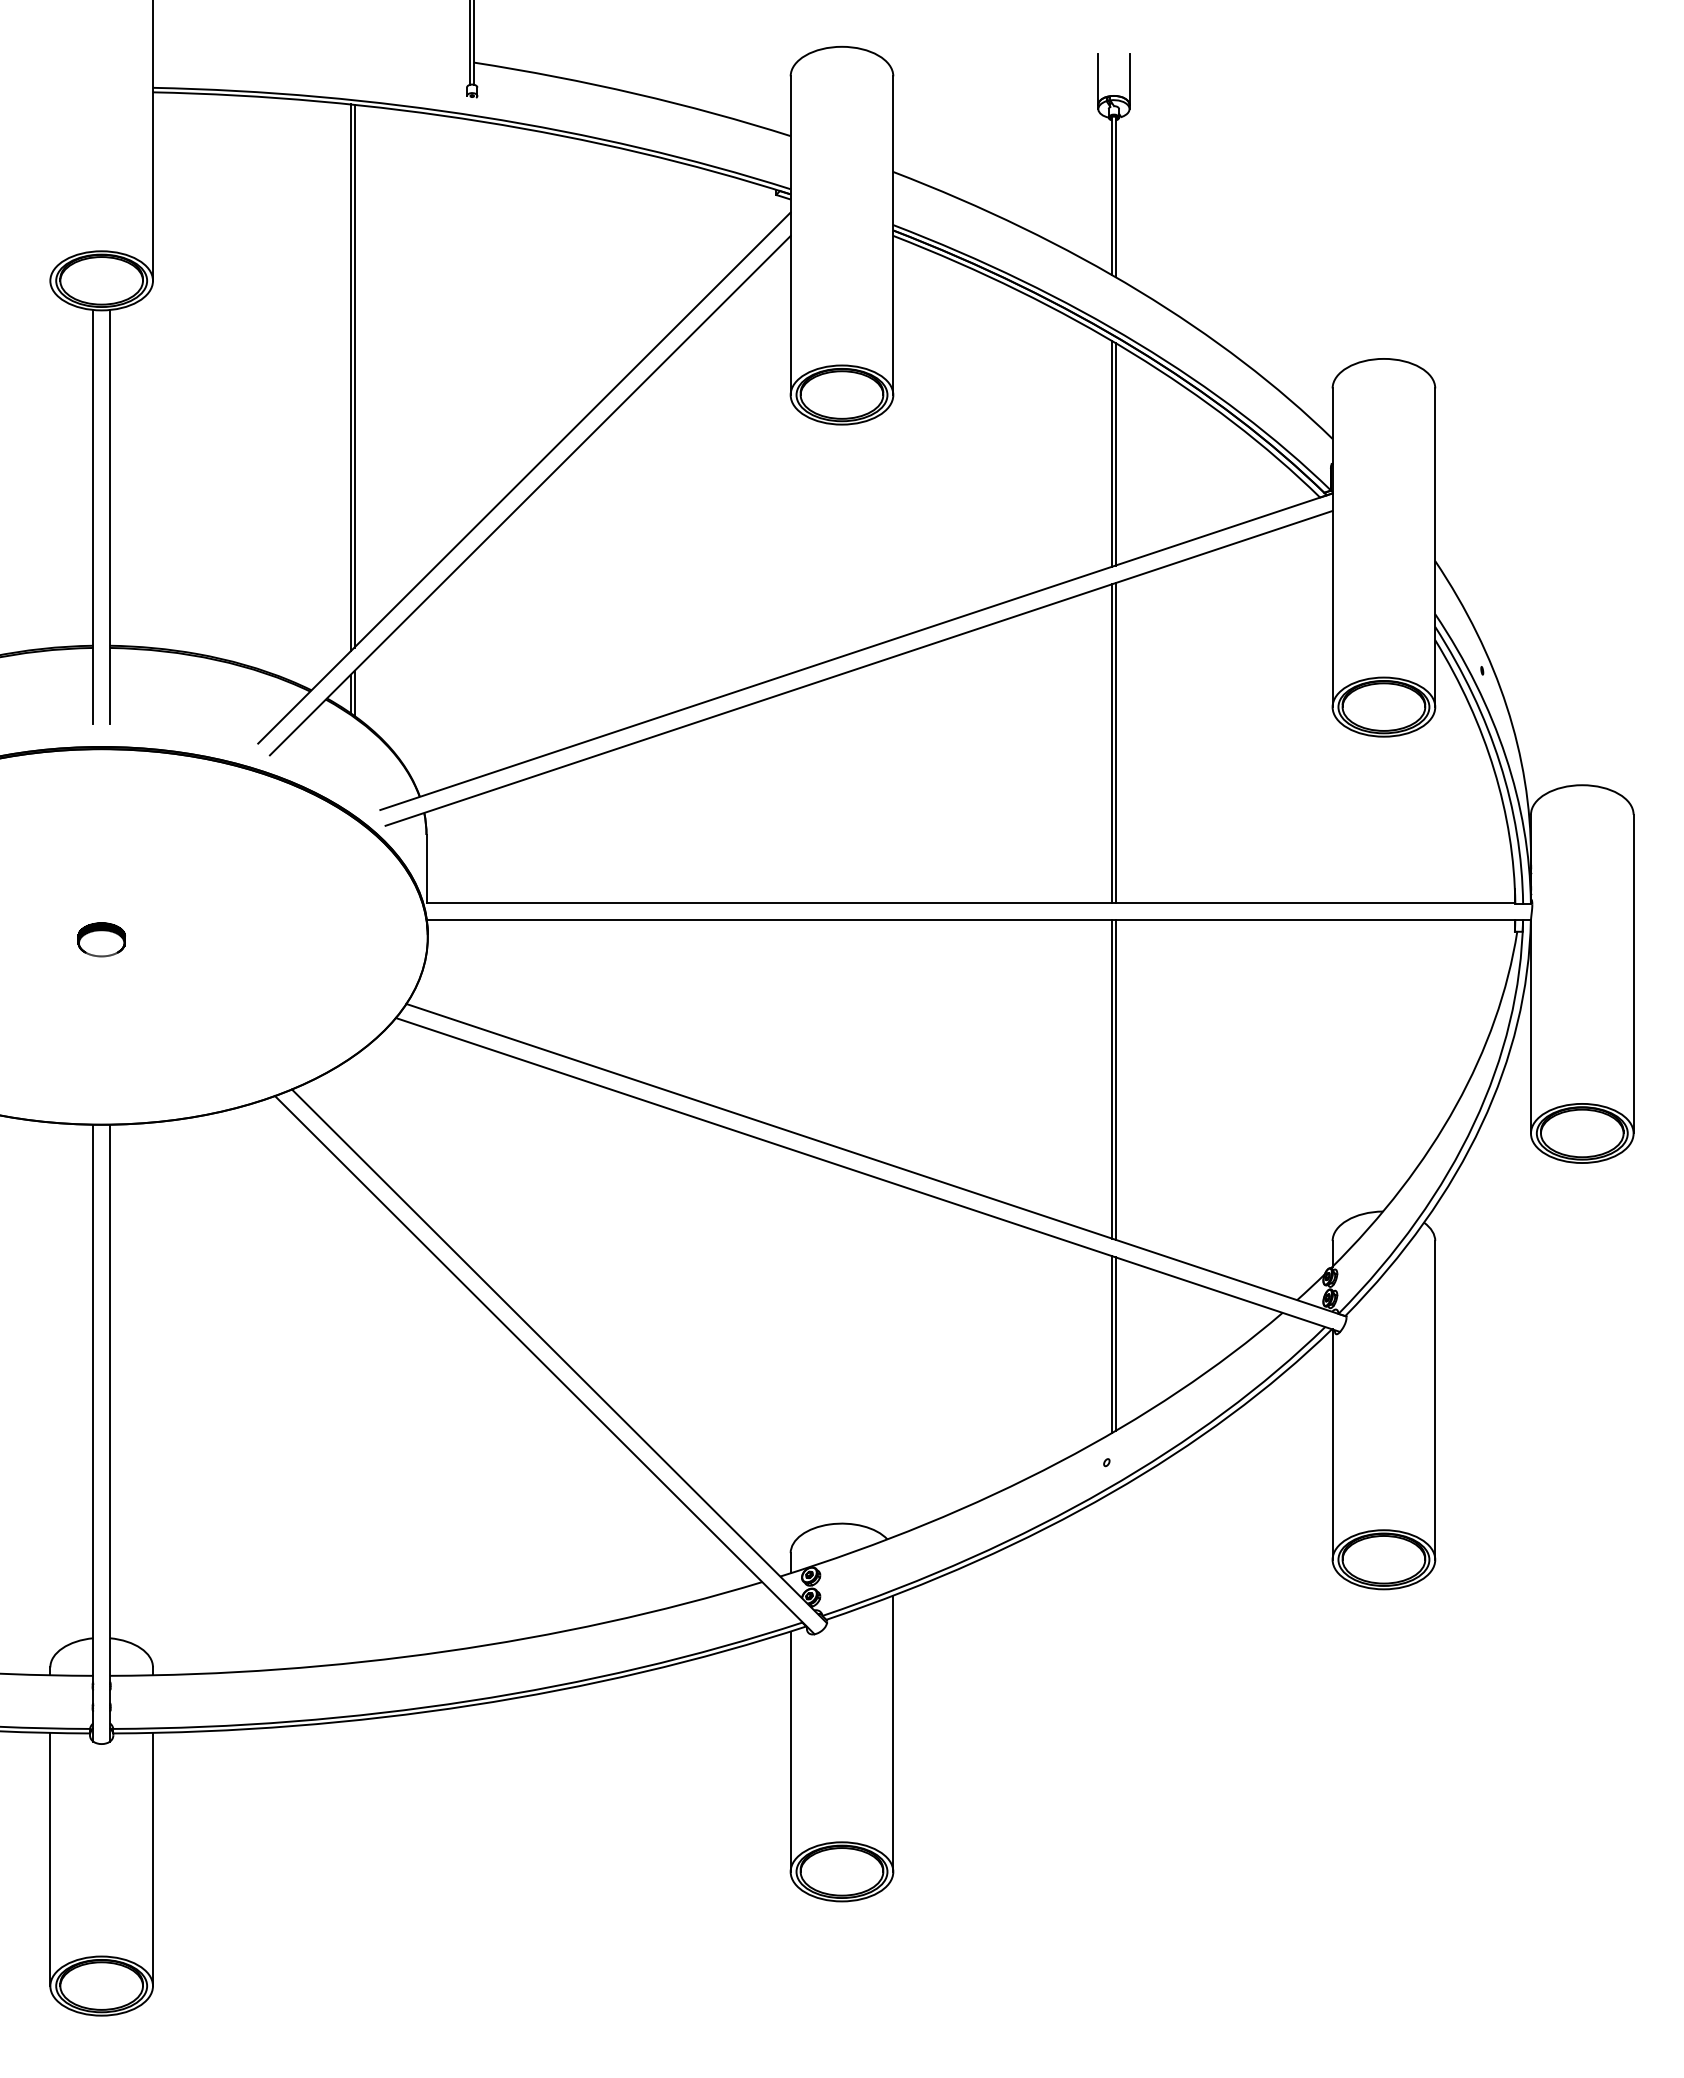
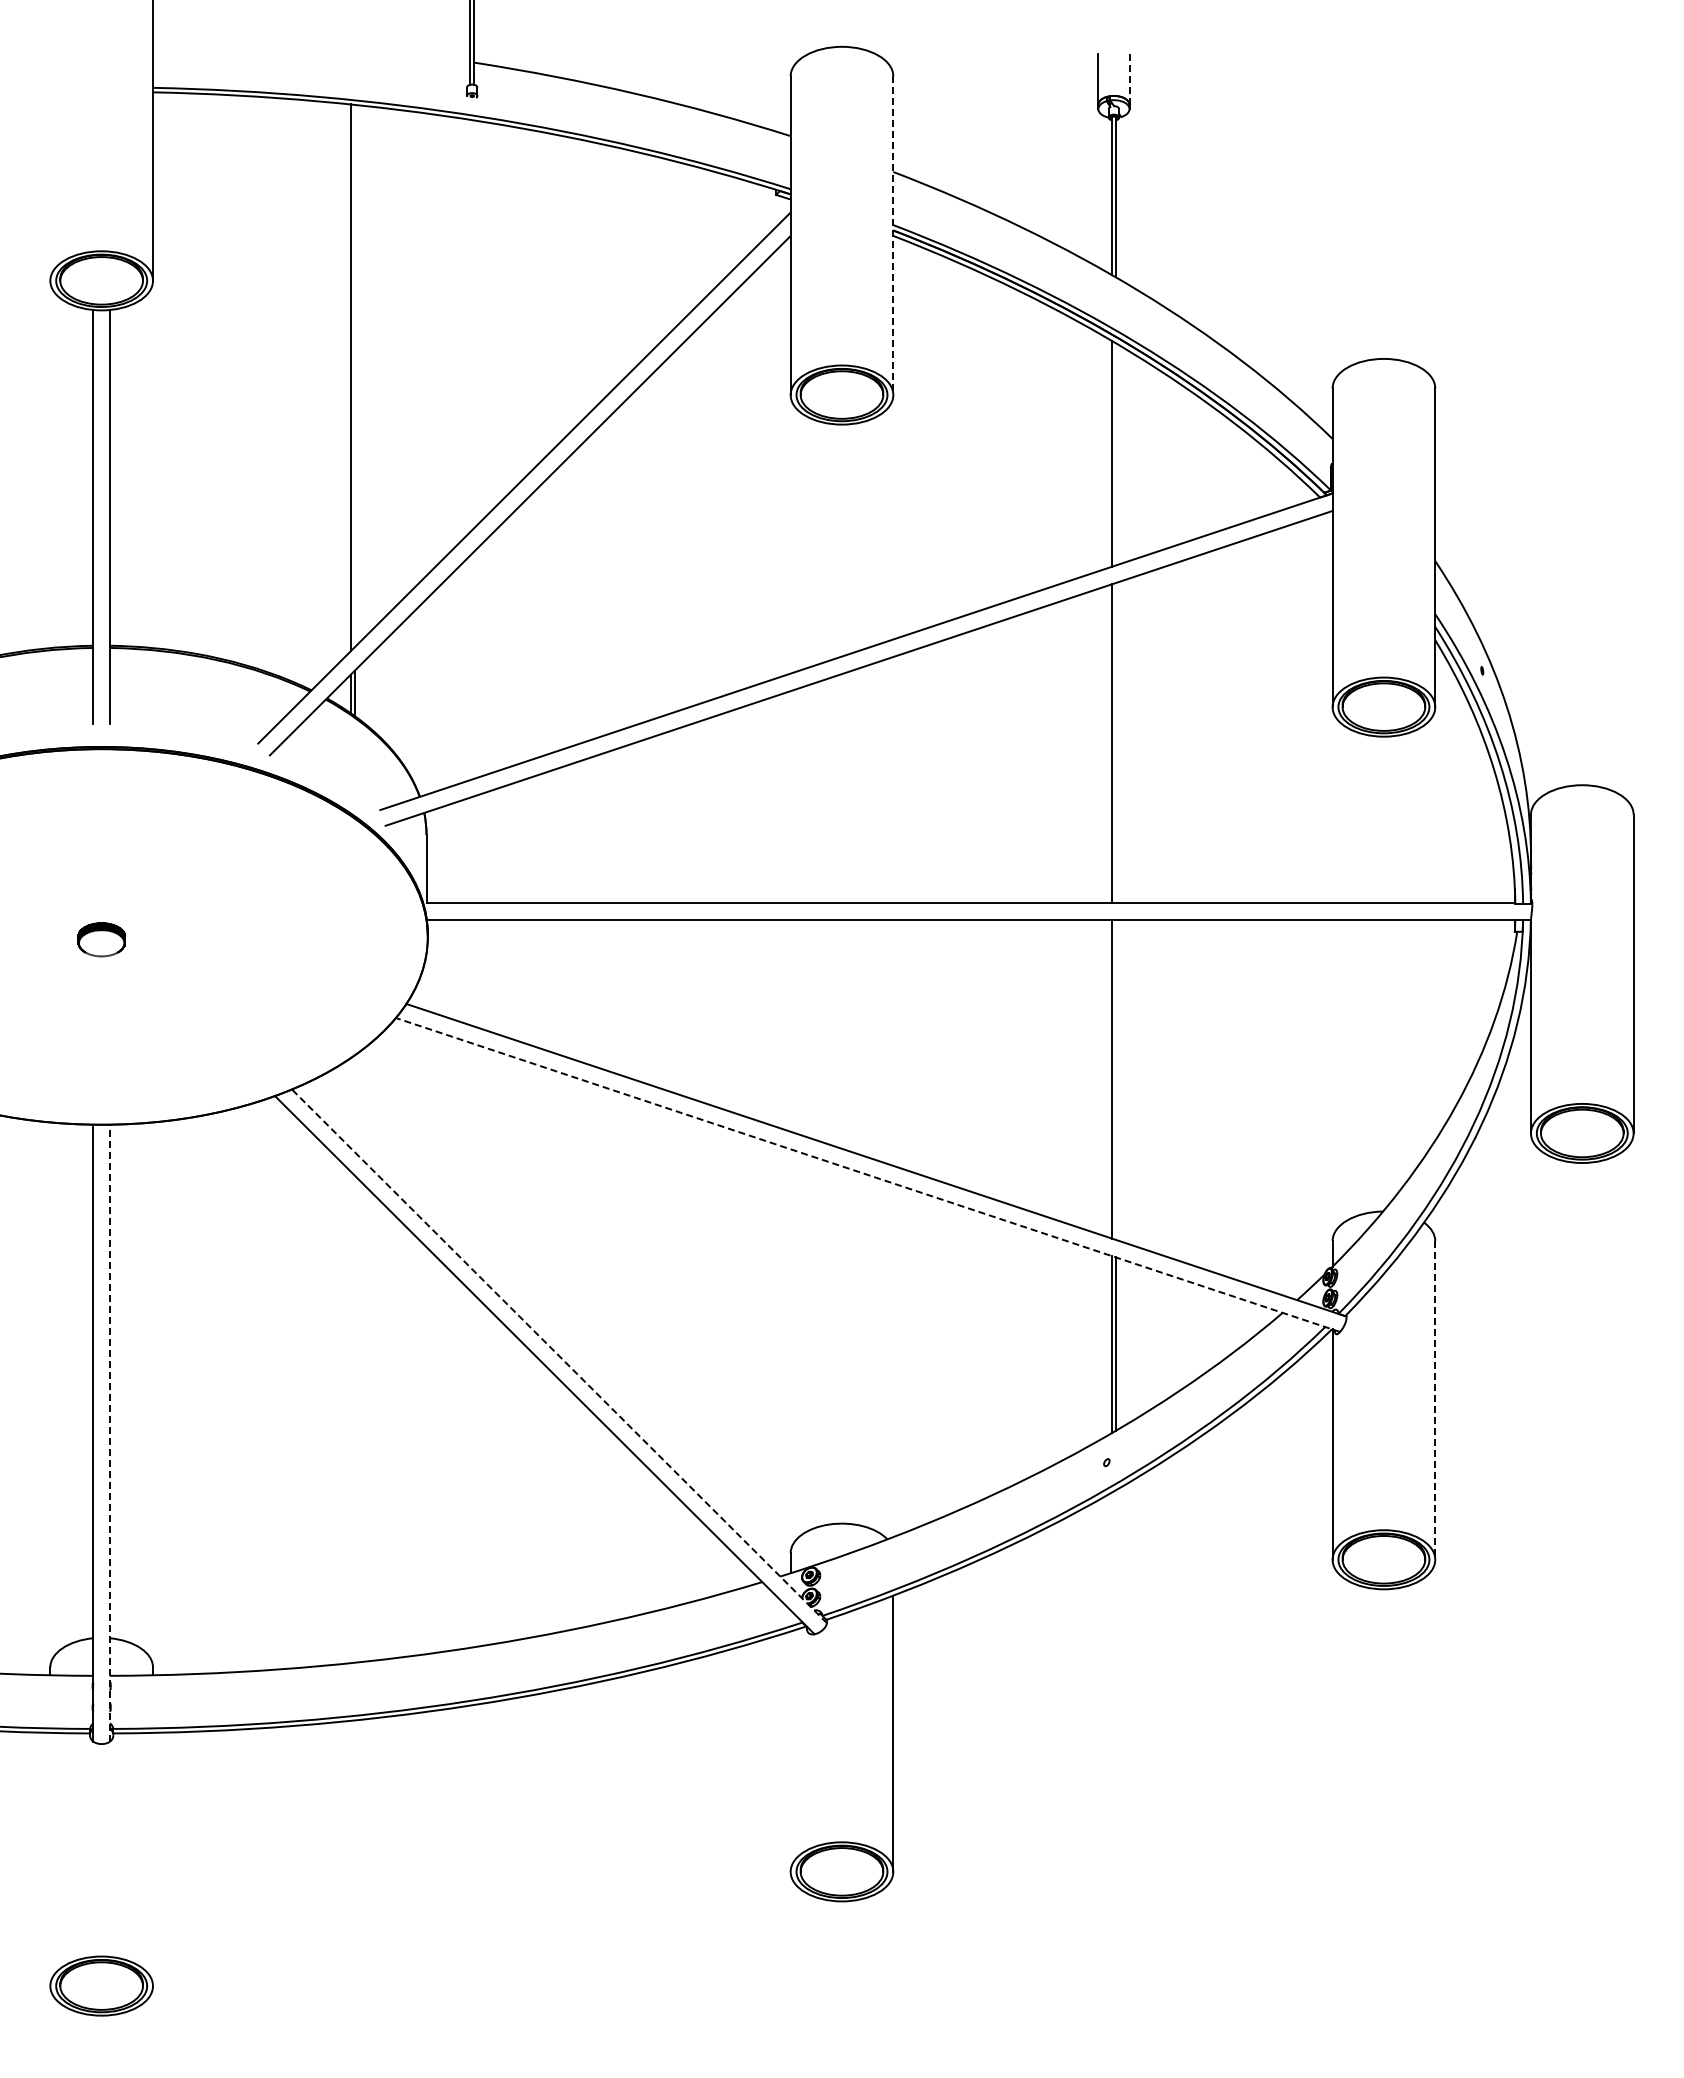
line: solid -> dashed (1129, 79)
line: solid -> dashed (893, 236)
line: present -> none (354, 375)
line: present -> none (1115, 454)
line: present -> none (1115, 743)
line: present -> none (1115, 1079)
line: solid -> dashed (867, 1174)
line: solid -> dashed (559, 1356)
line: solid -> dashed (1435, 1400)
line: solid -> dashed (110, 1432)
line: present -> none (790, 1751)
line: present -> none (50, 1859)
line: present -> none (153, 1859)
